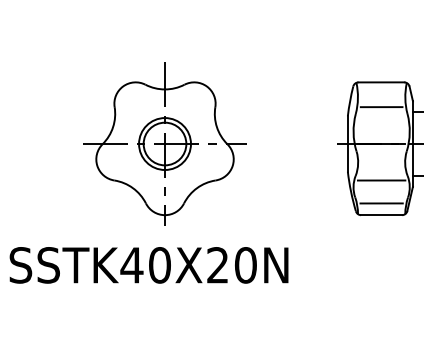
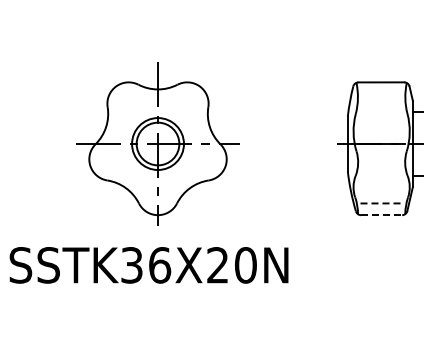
line: present -> none (381, 107)
part position: (164, 143) -> (157, 143) (157, 143)
line: present -> none (381, 180)
line: solid -> dashed (382, 203)
line: solid -> dashed (381, 215)
text: SSTK40X20N -> SSTK36X20N (145, 265)
